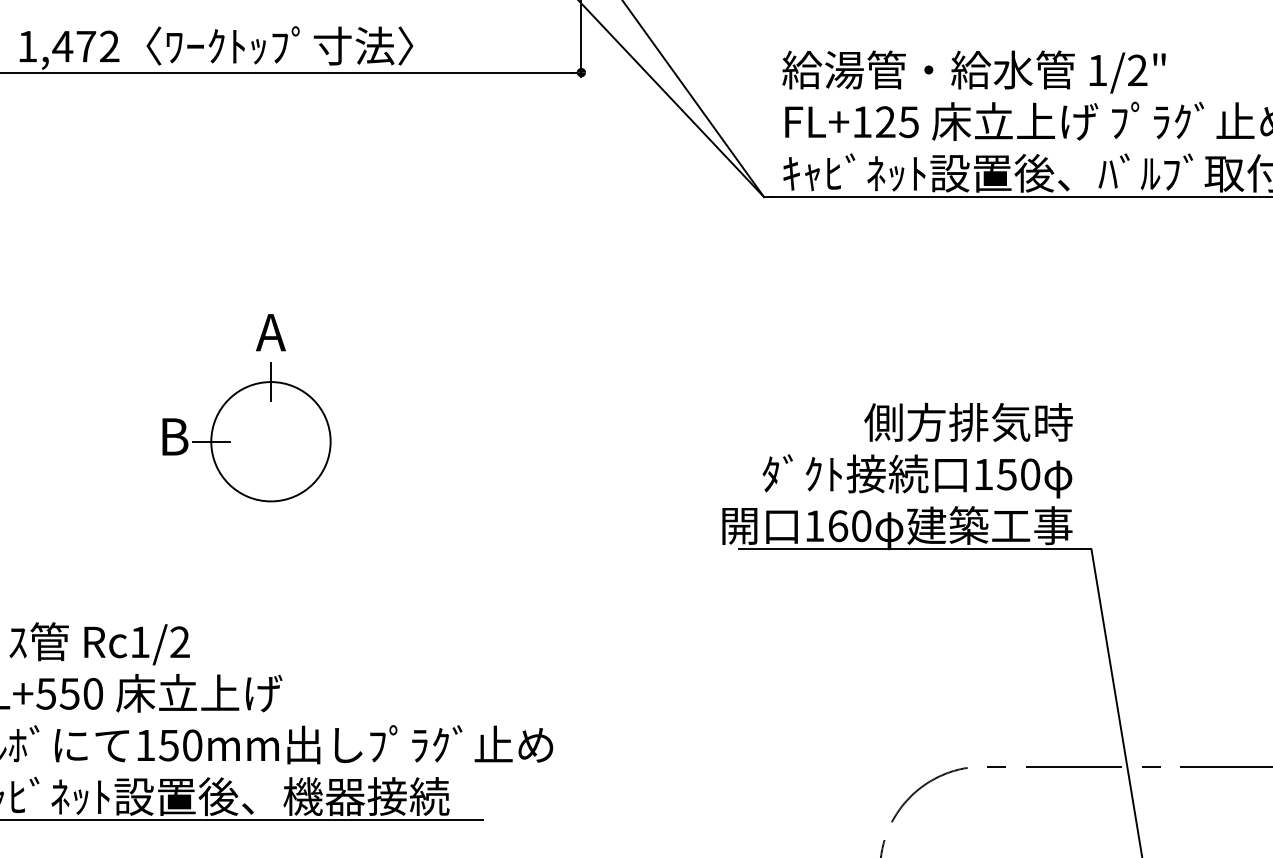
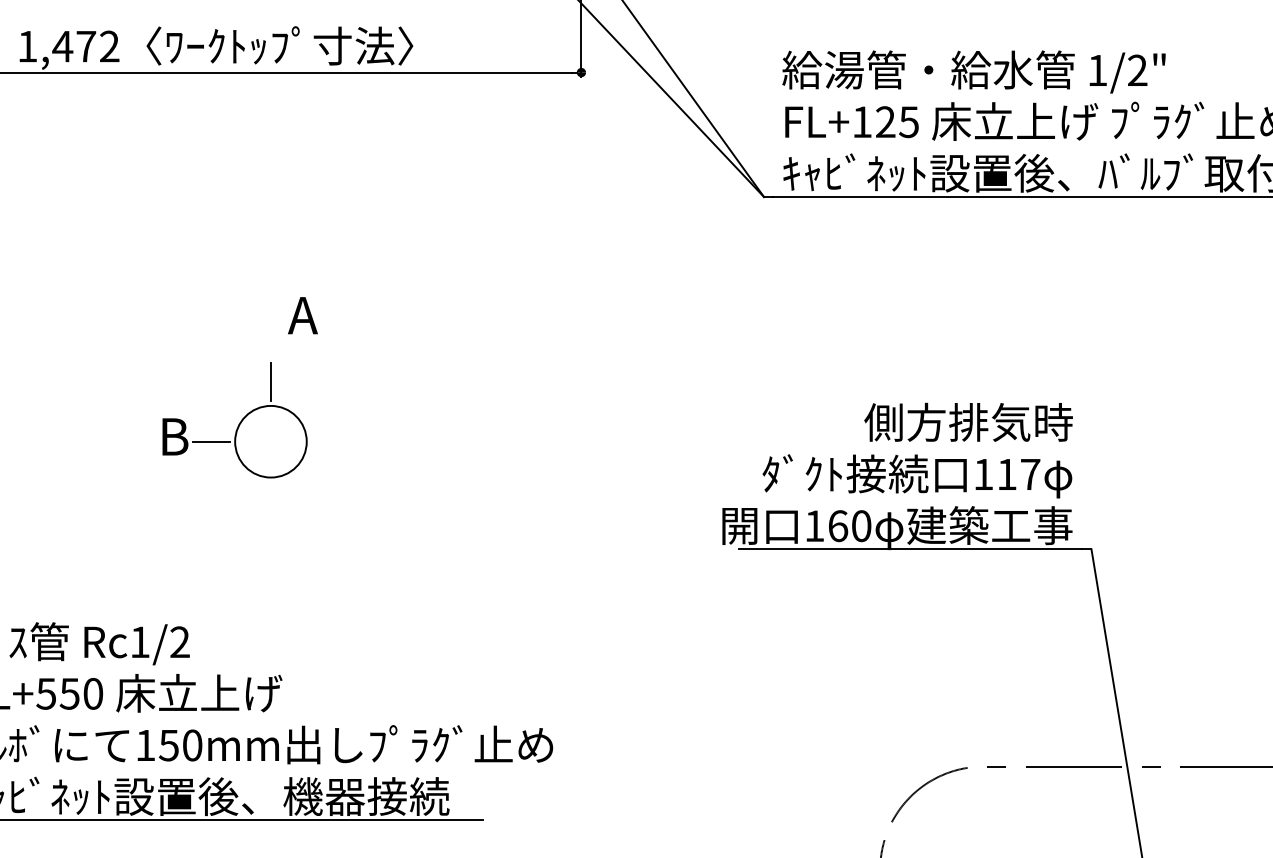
text position: (270, 332) -> (302, 315) (302, 315)
circle diameter: 119 px -> 72 px (270, 441)
text: 150 -> 117 (1018, 474)
